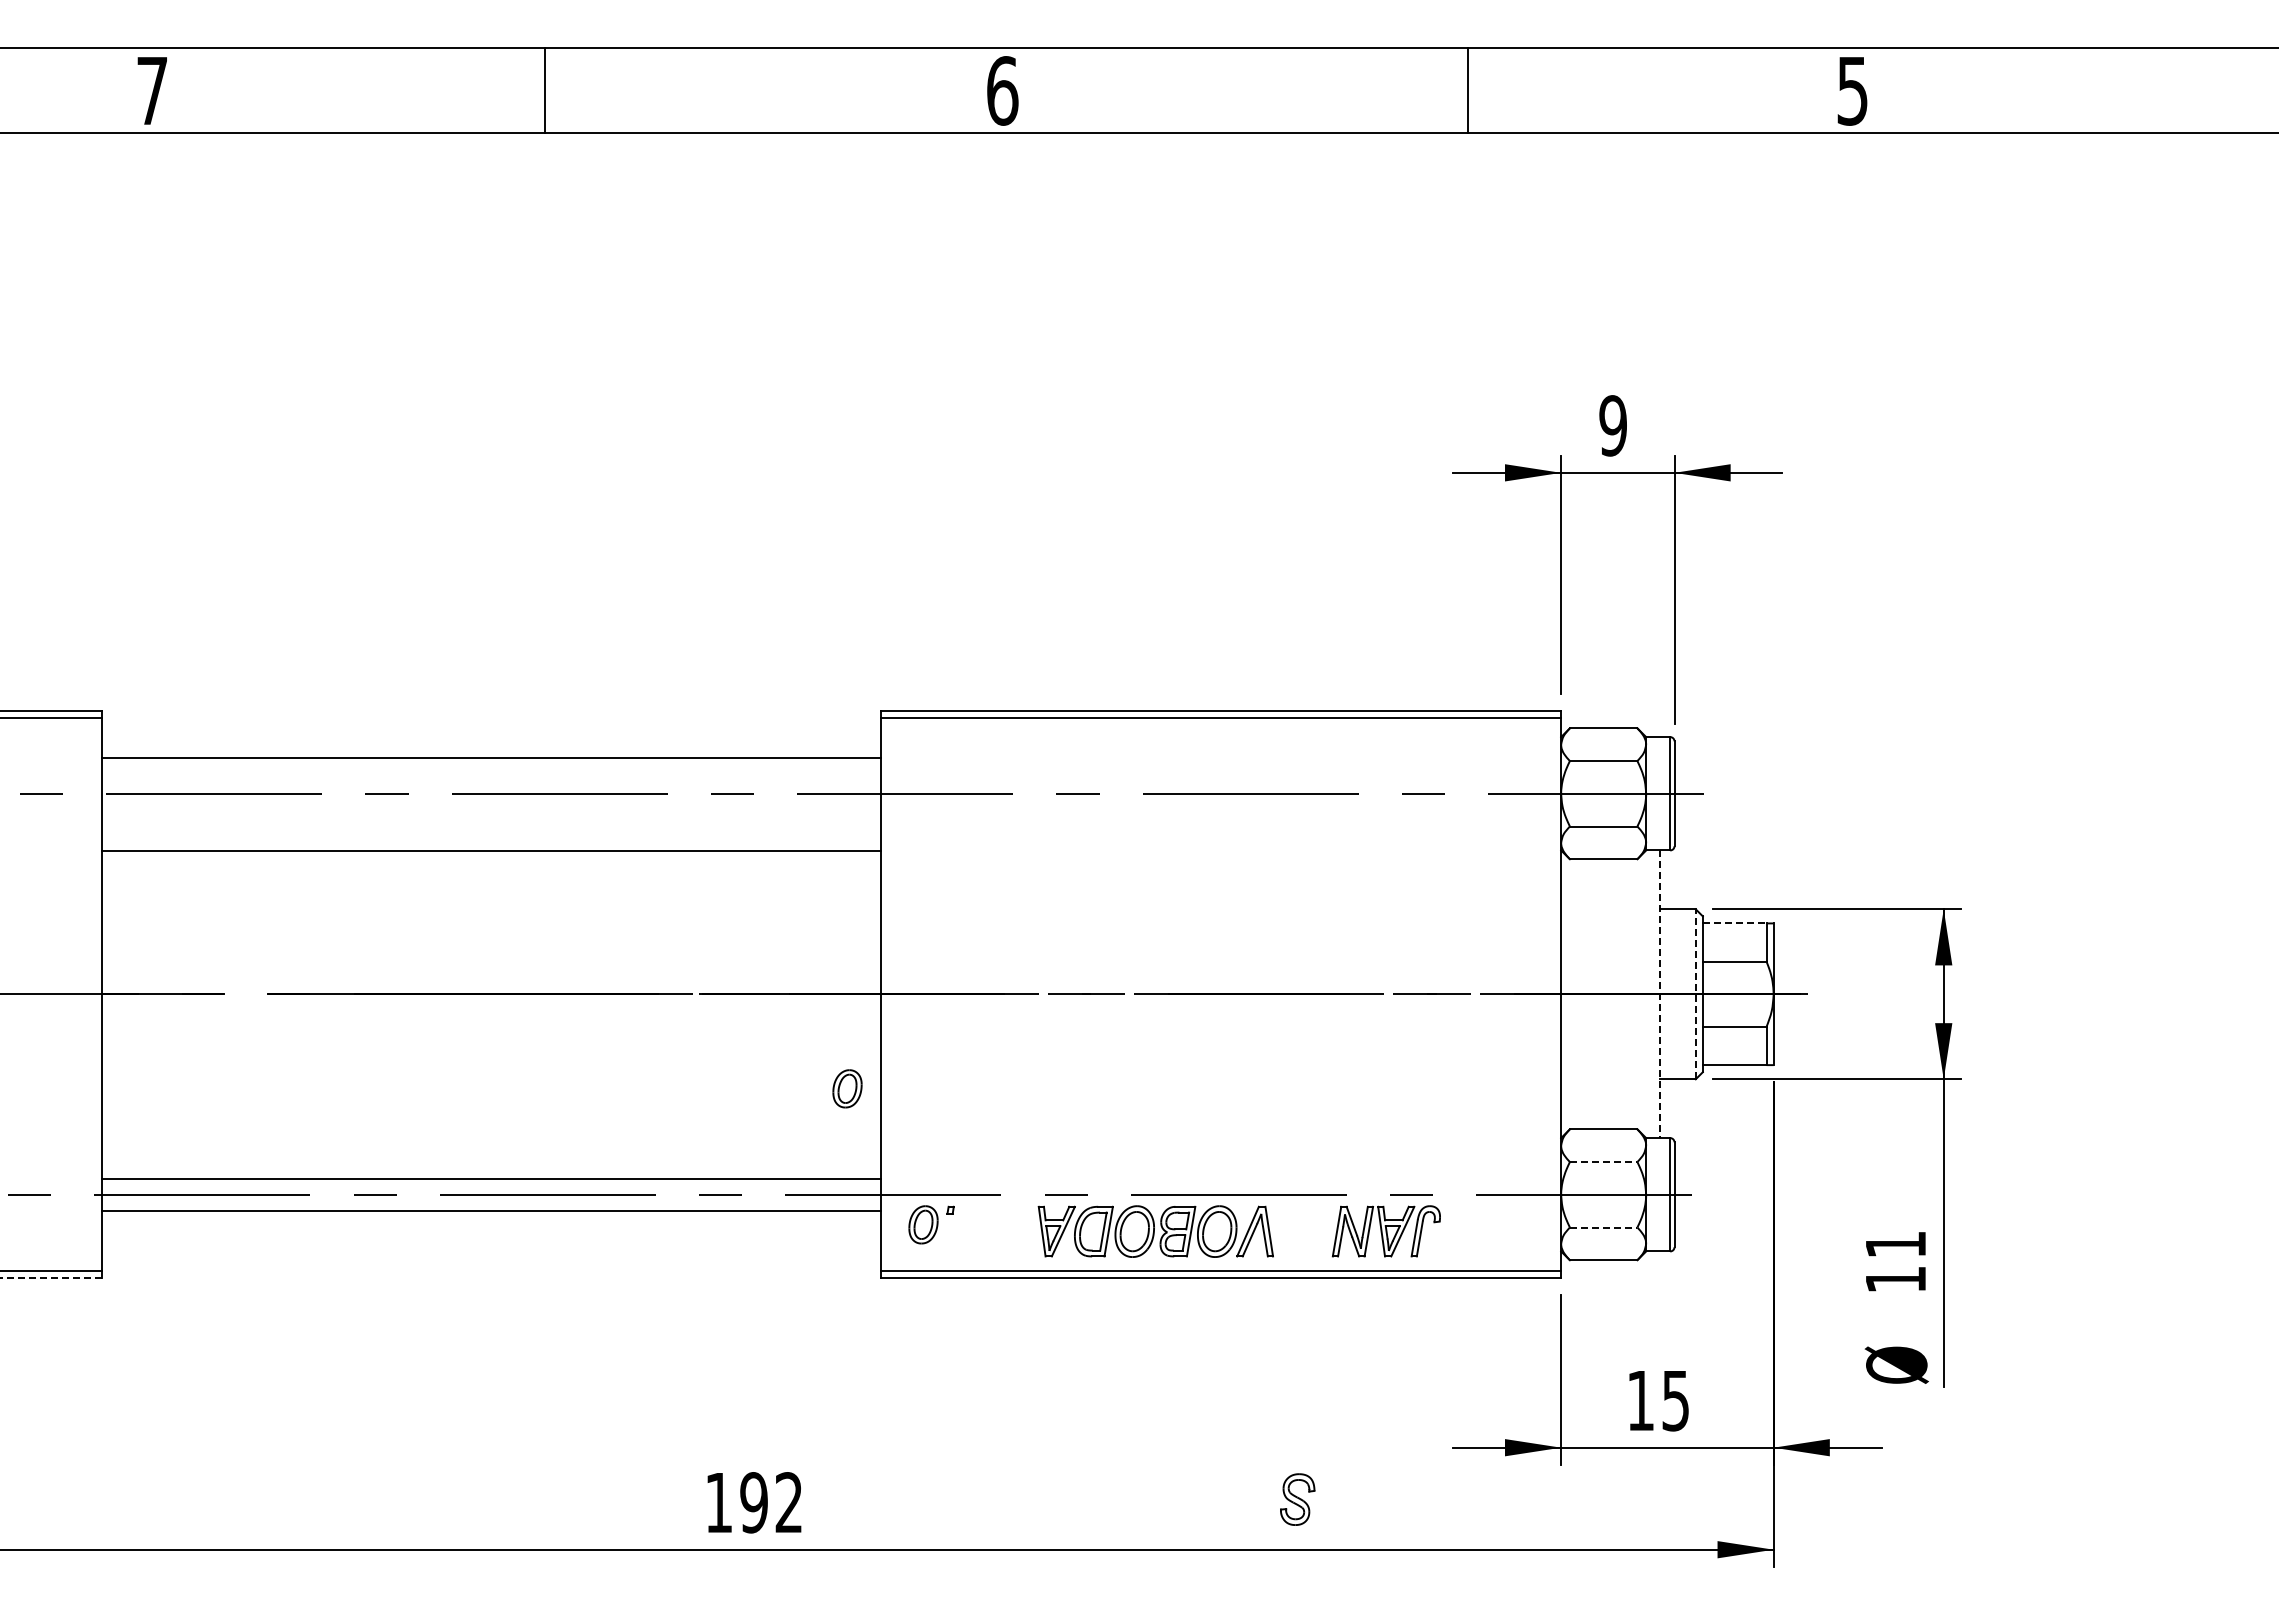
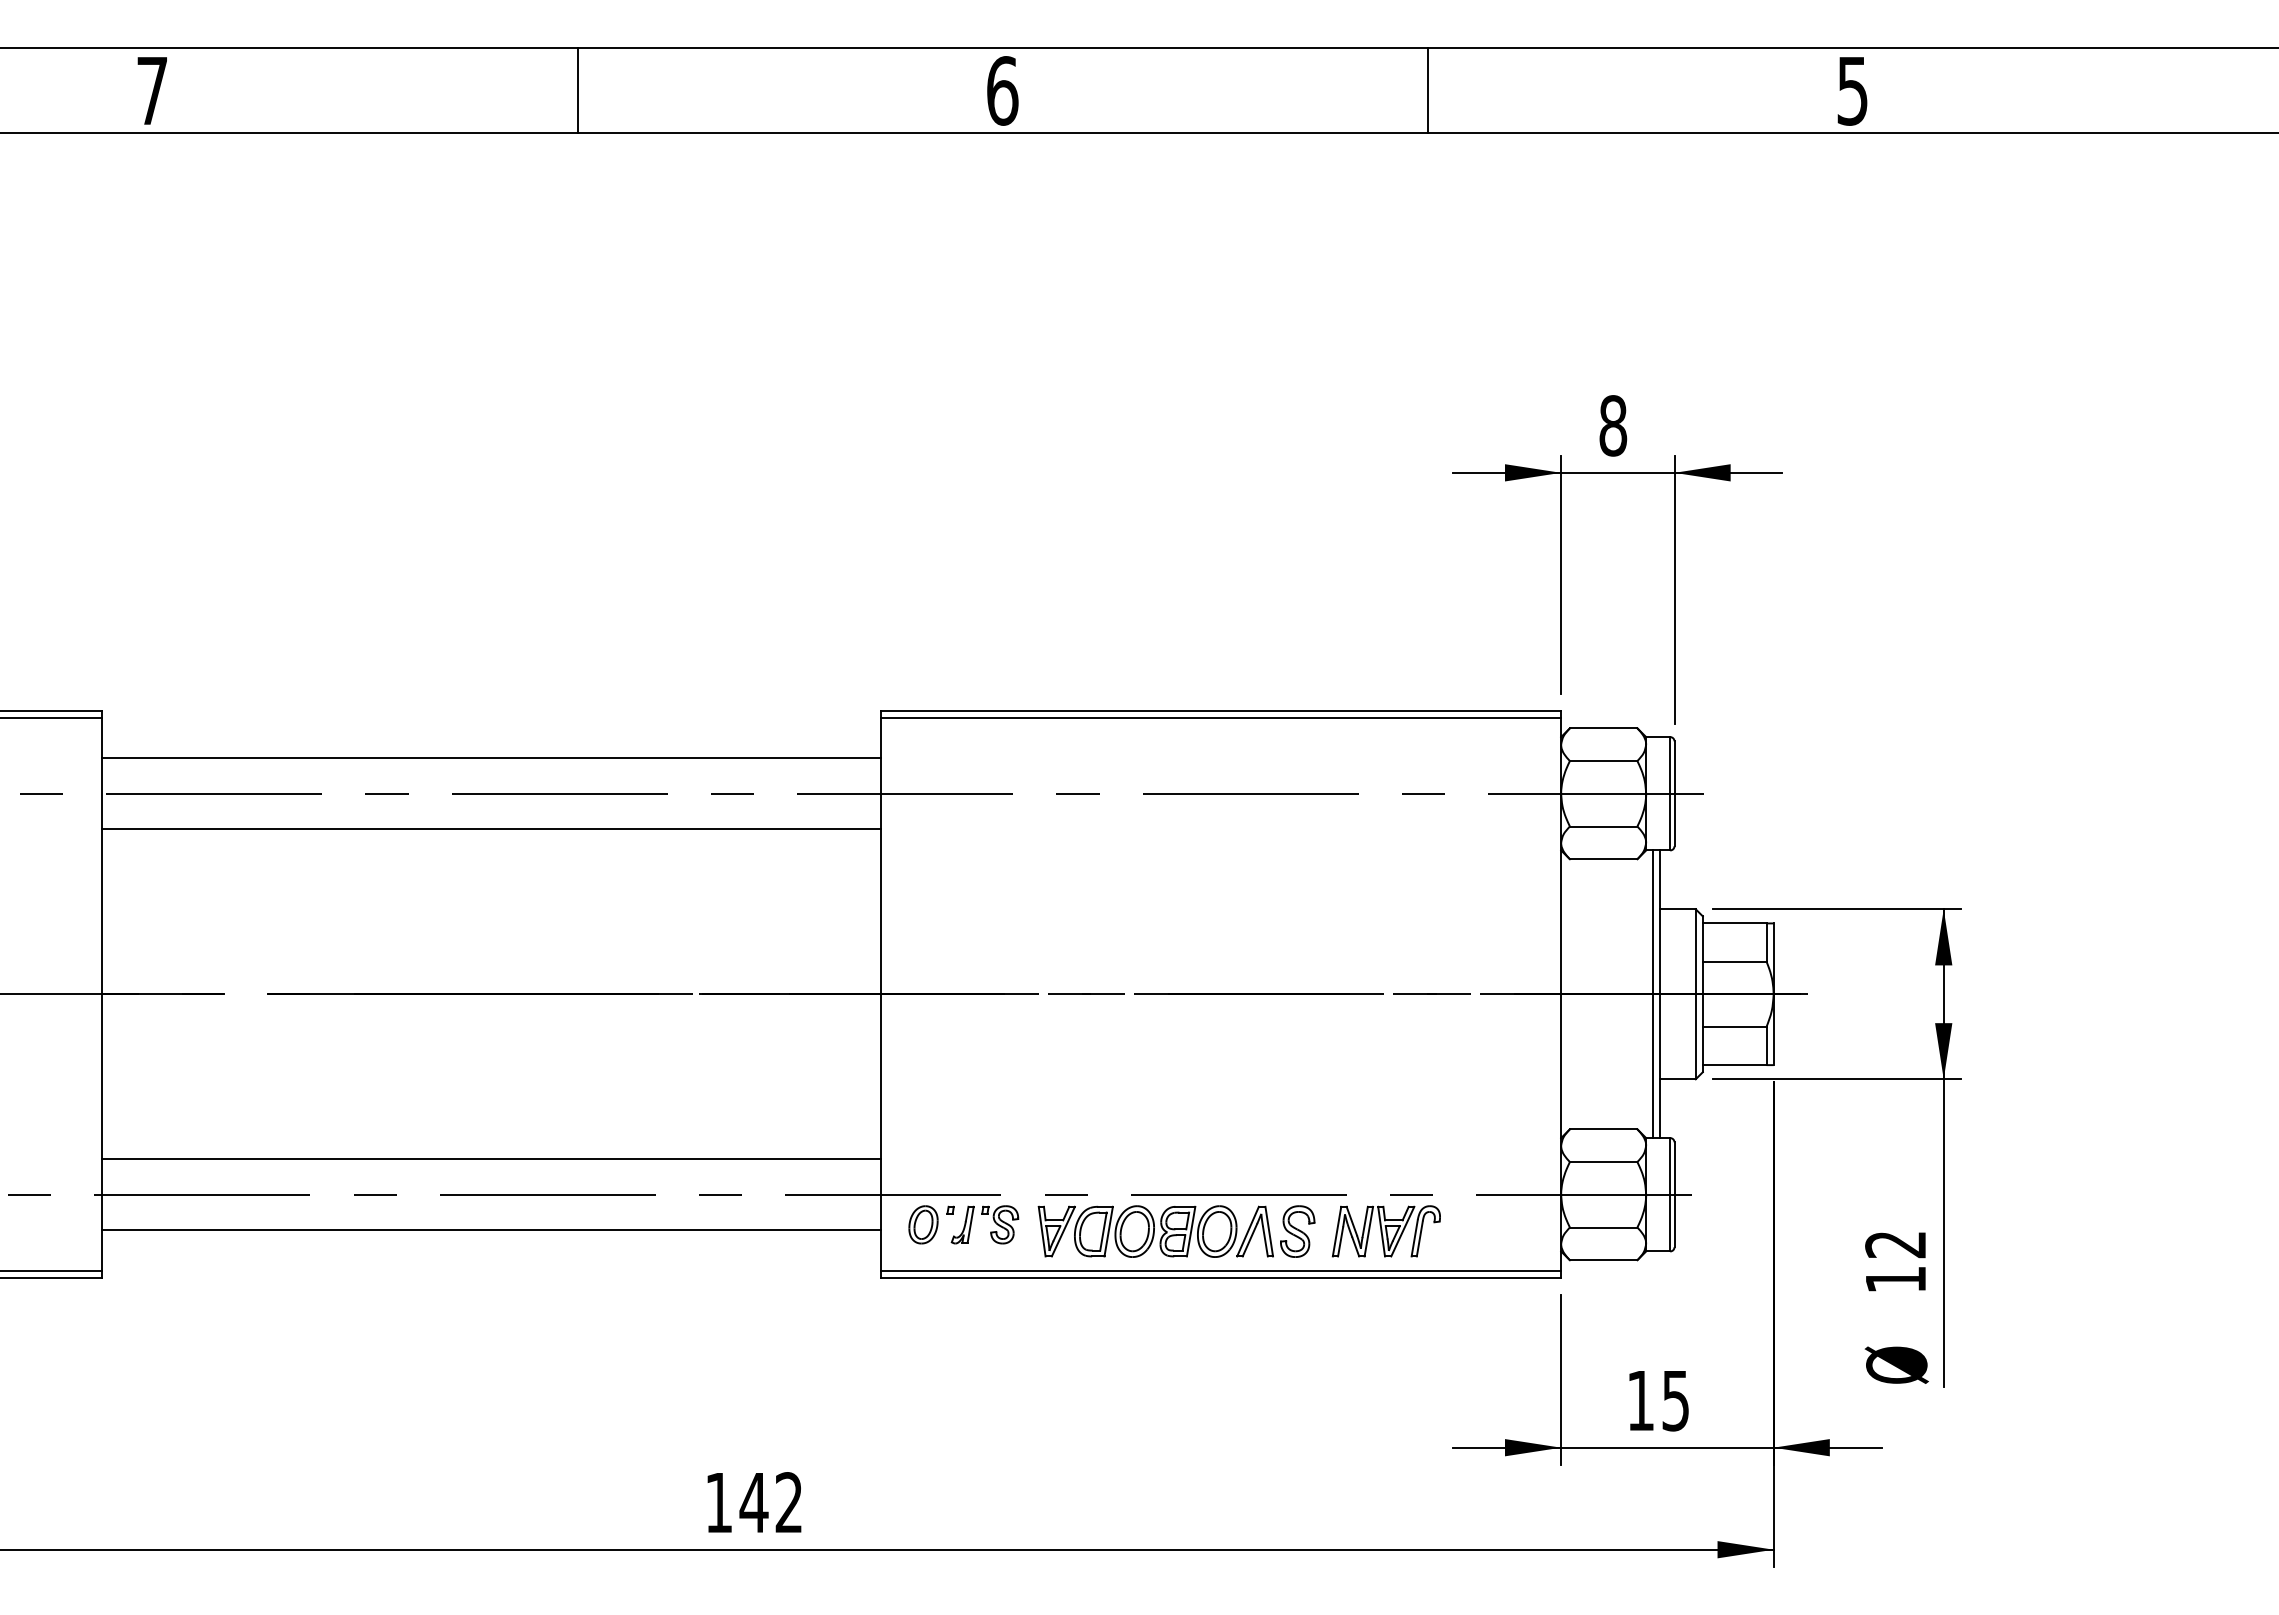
line position: (545, 90) -> (578, 90) (578, 90)
line position: (1468, 90) -> (1428, 90) (1428, 90)
text: 9 -> 8 (1613, 425)
line position: (491, 851) -> (491, 829) (491, 829)
line: dashed -> solid (1734, 923)
line: dashed -> solid (1695, 993)
line: none -> present (1653, 994)
line: dashed -> solid (1660, 994)
part: present -> none (847, 1088)
line: dashed -> solid (1603, 1162)
line position: (491, 1179) -> (491, 1159) (491, 1159)
line position: (491, 1211) -> (491, 1230) (491, 1230)
line: dashed -> solid (1603, 1227)
part: none -> present (990, 1231)
text: 11 -> 12 (1895, 1245)
line: dashed -> solid (50, 1277)
part position: (1297, 1499) -> (1297, 1231) (1297, 1231)
text: 192 -> 142 (753, 1502)
